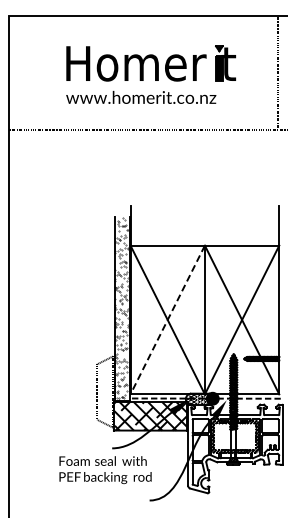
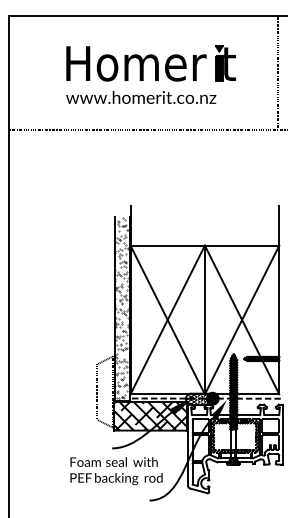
line: dashed -> solid (167, 320)
text position: (105, 470) -> (116, 471) (116, 471)
